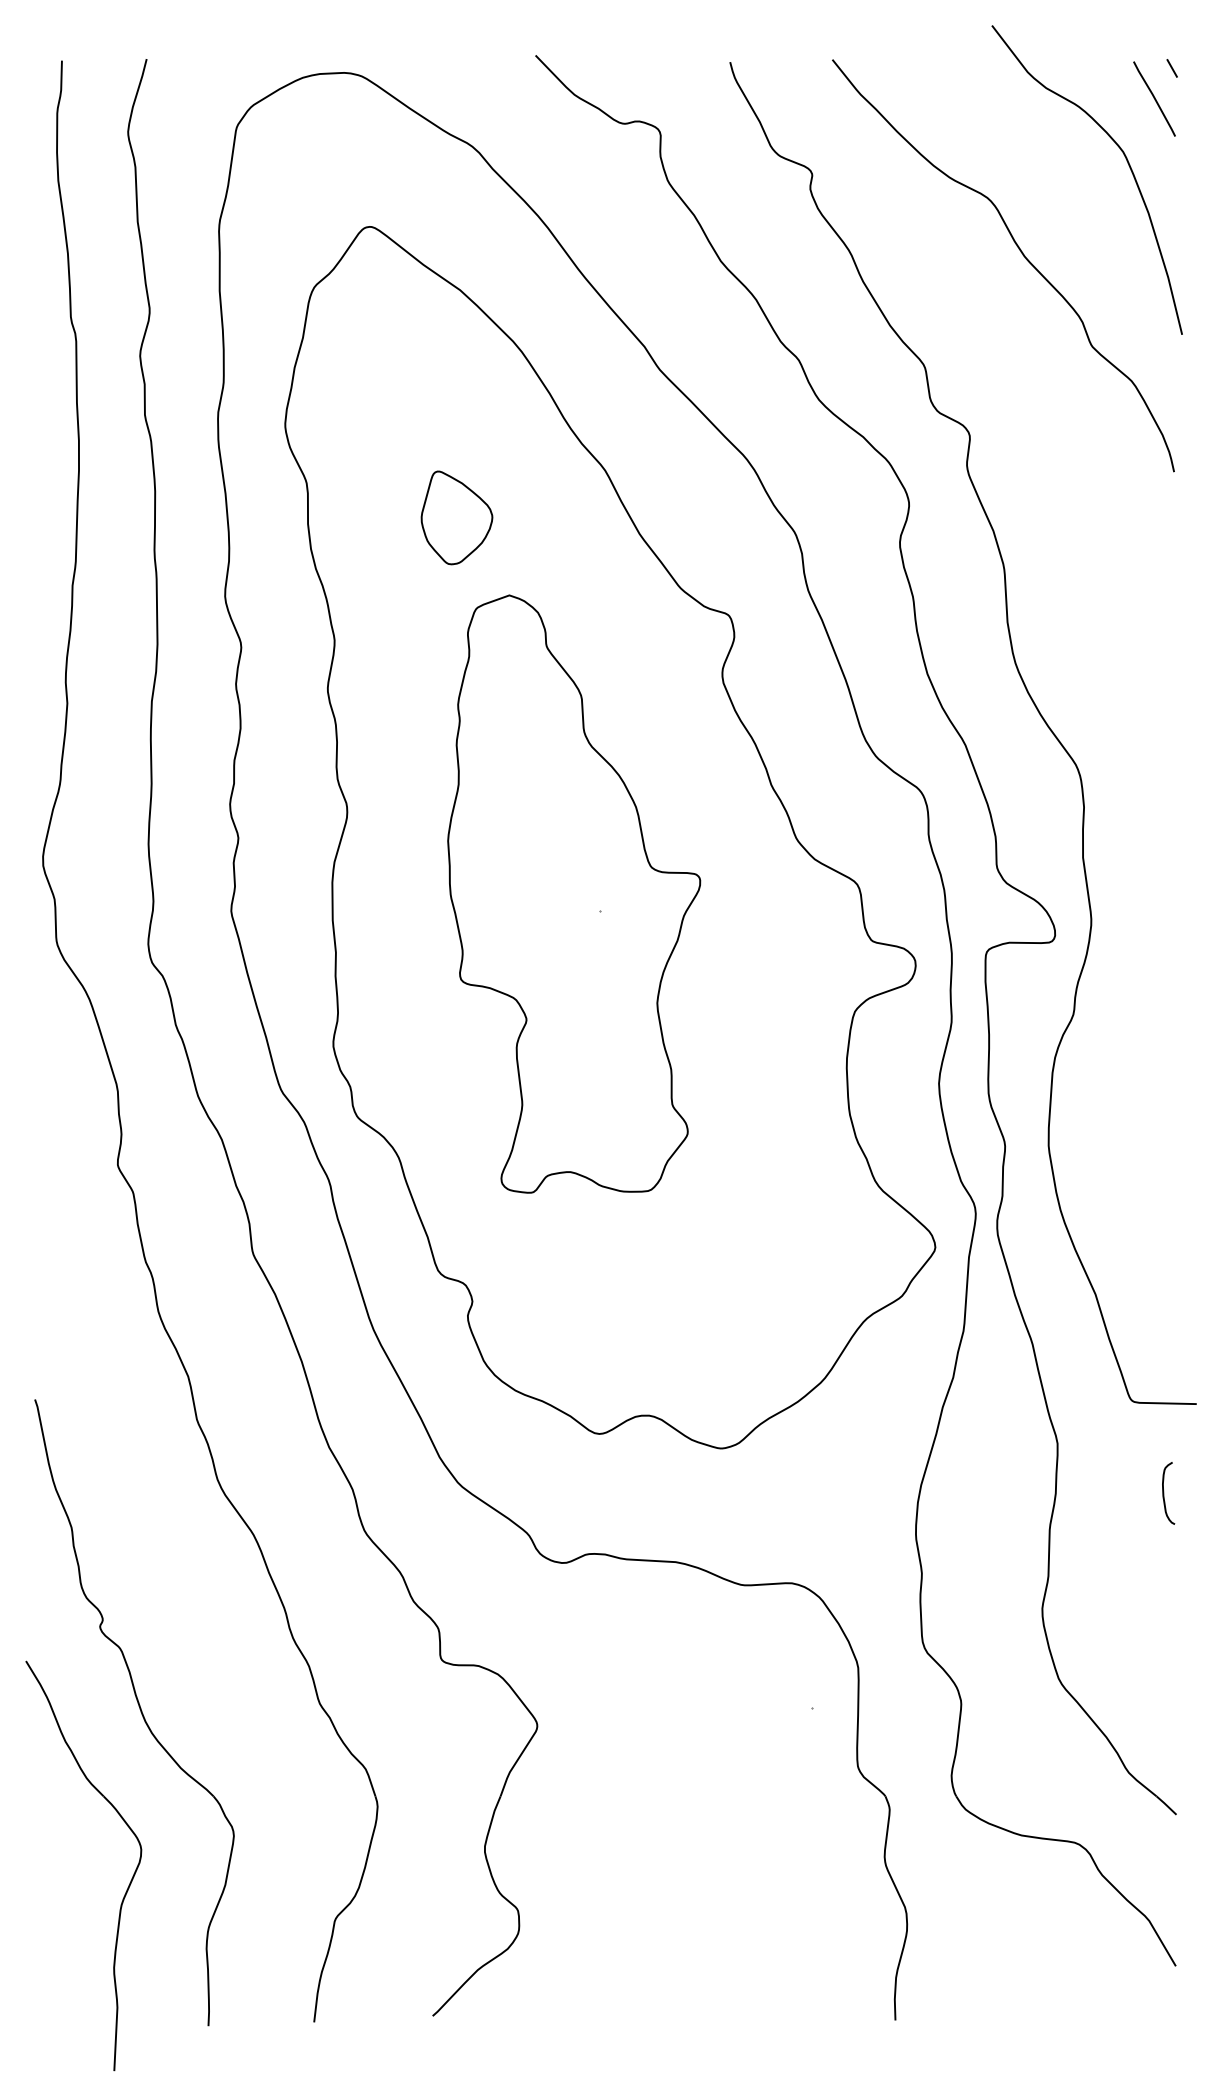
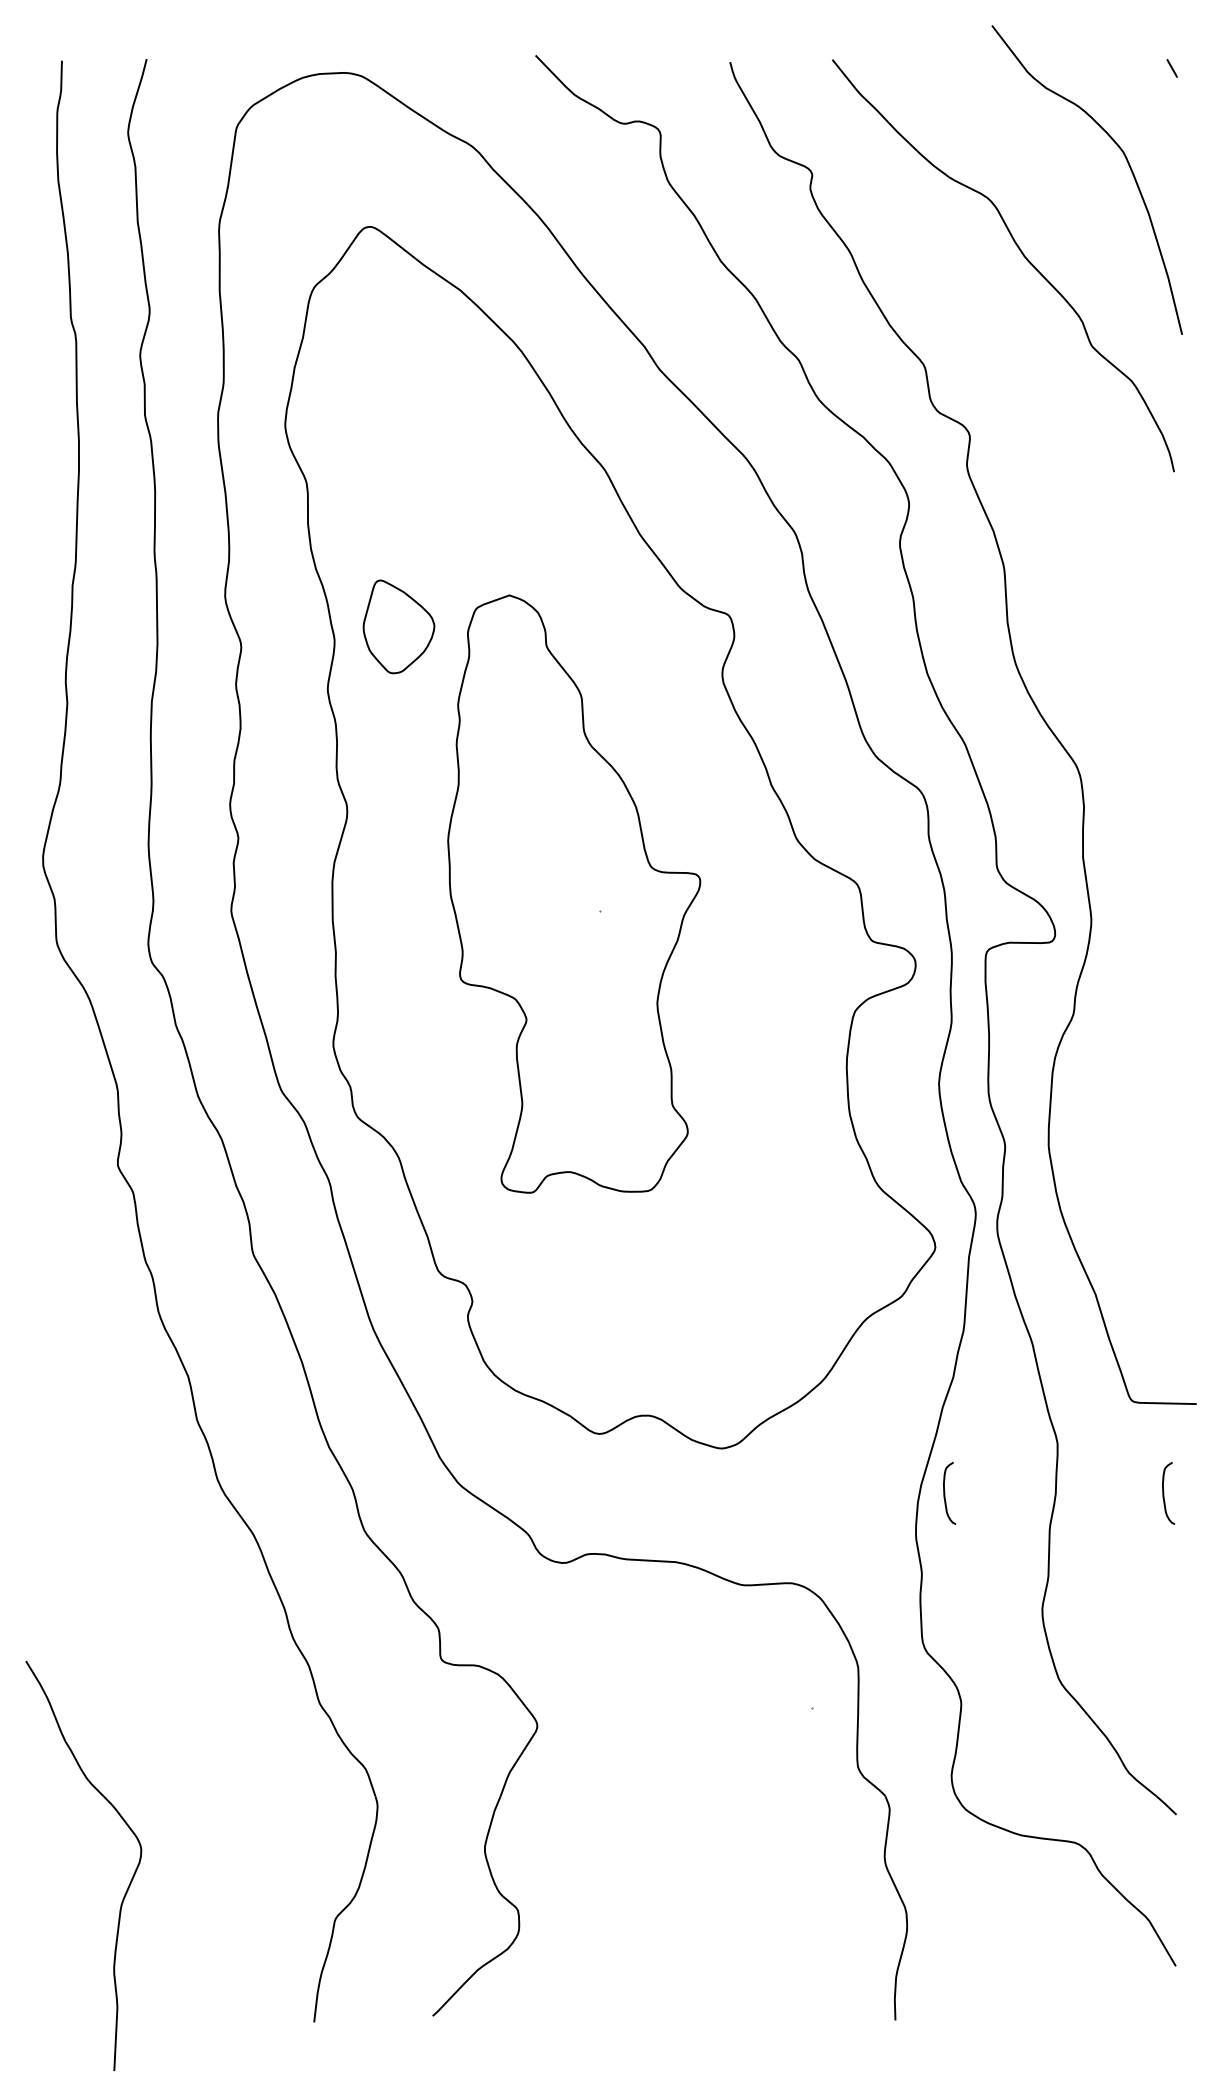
line: present -> none (1154, 98)
part position: (456, 517) -> (398, 626) (398, 626)
curve: none -> present (945, 1493)
part: present -> none (134, 1712)
